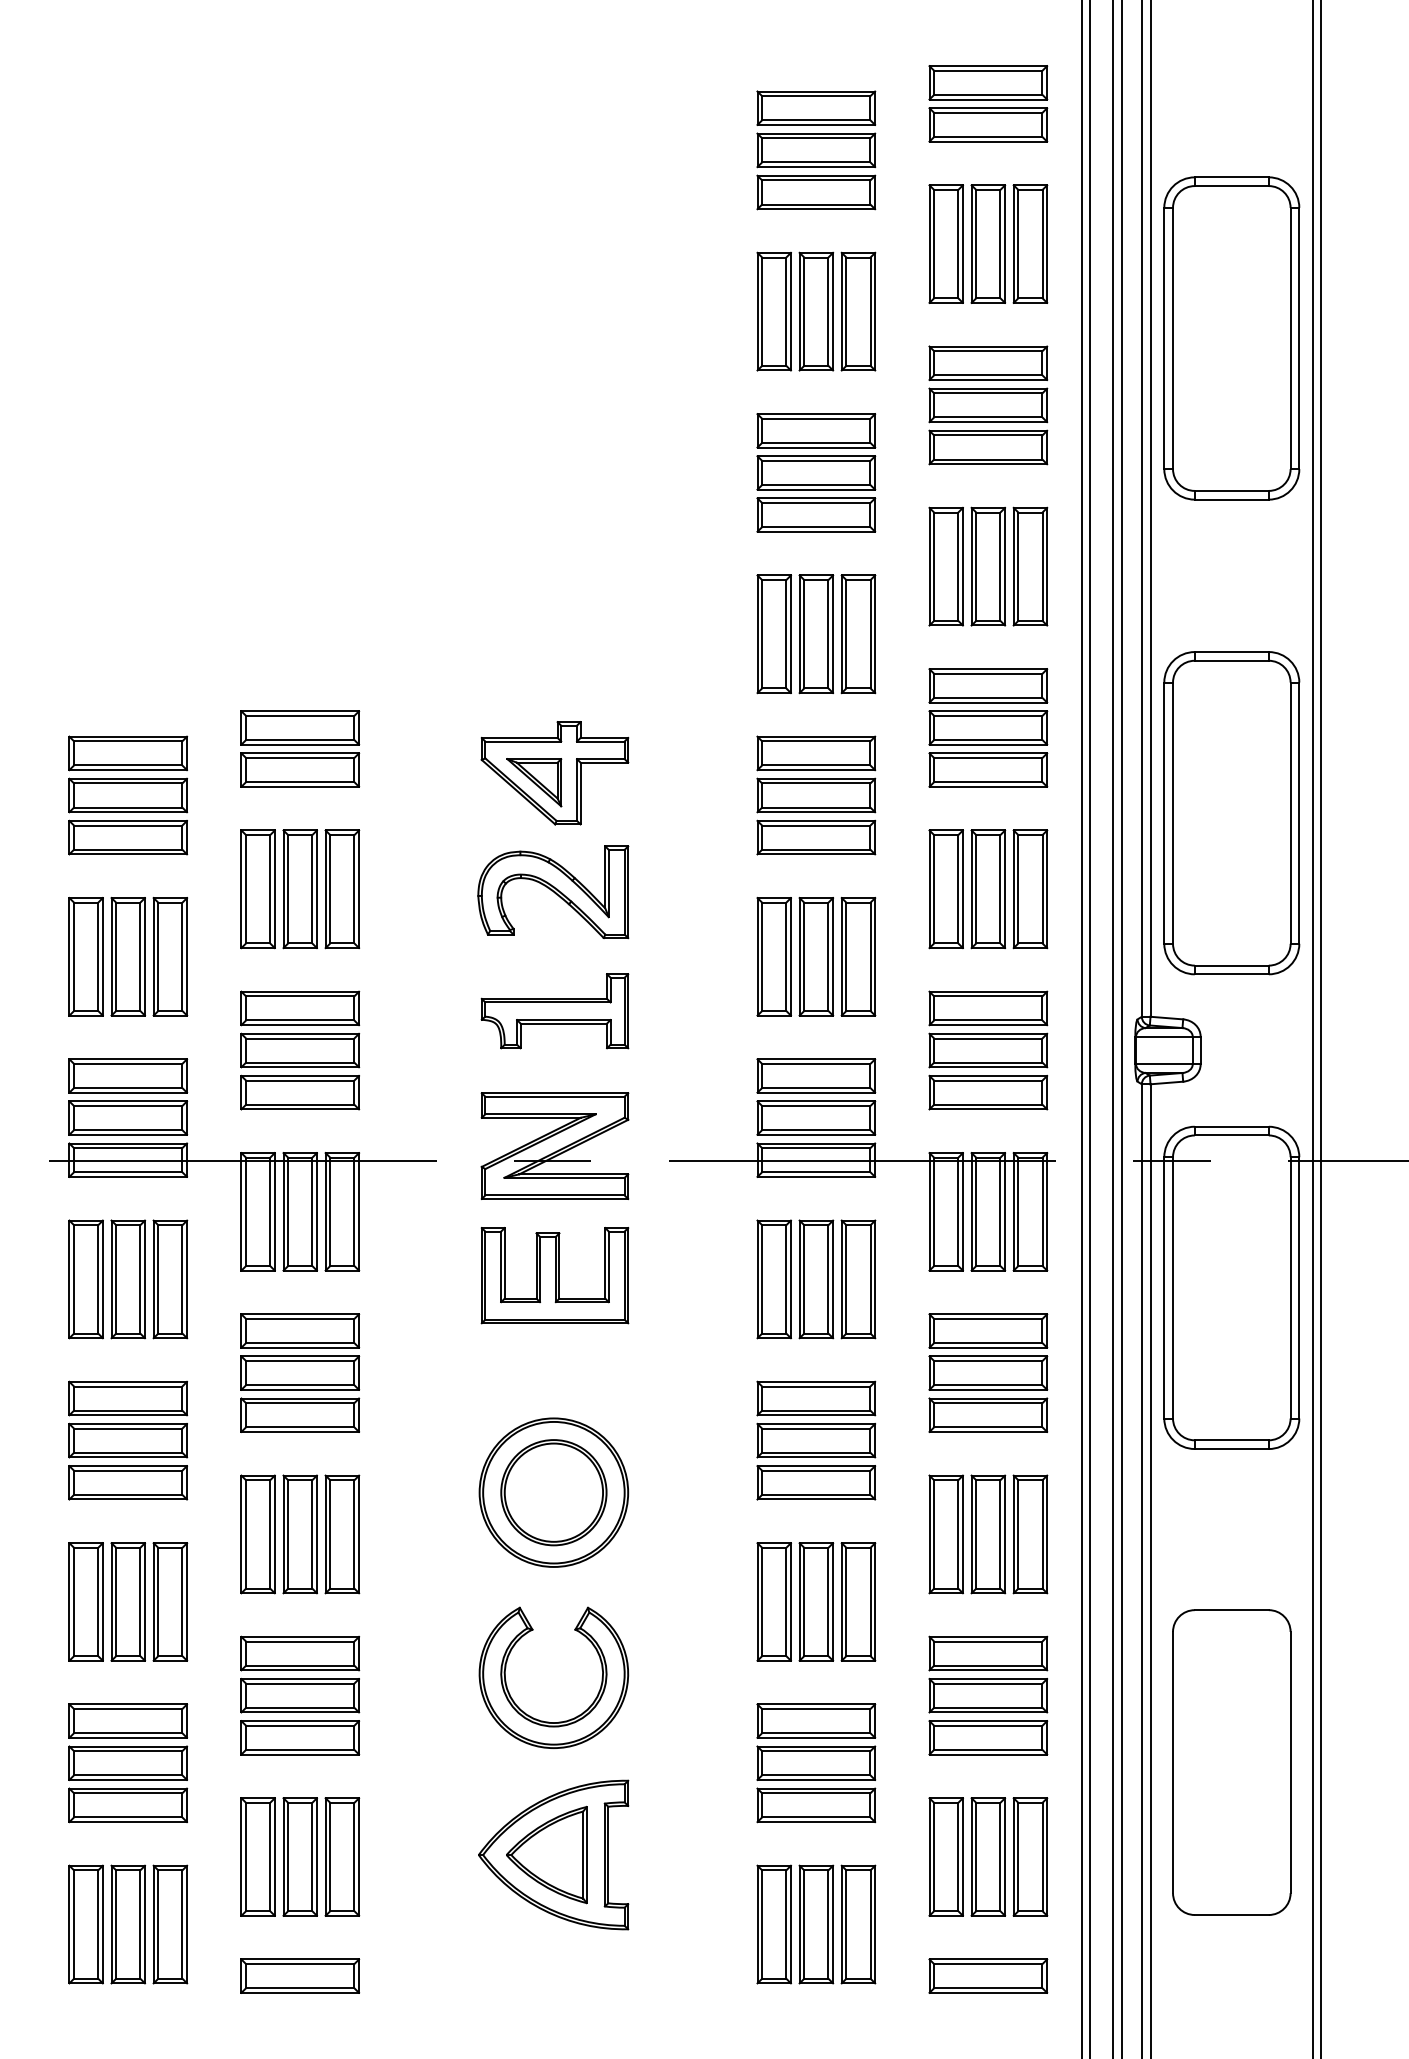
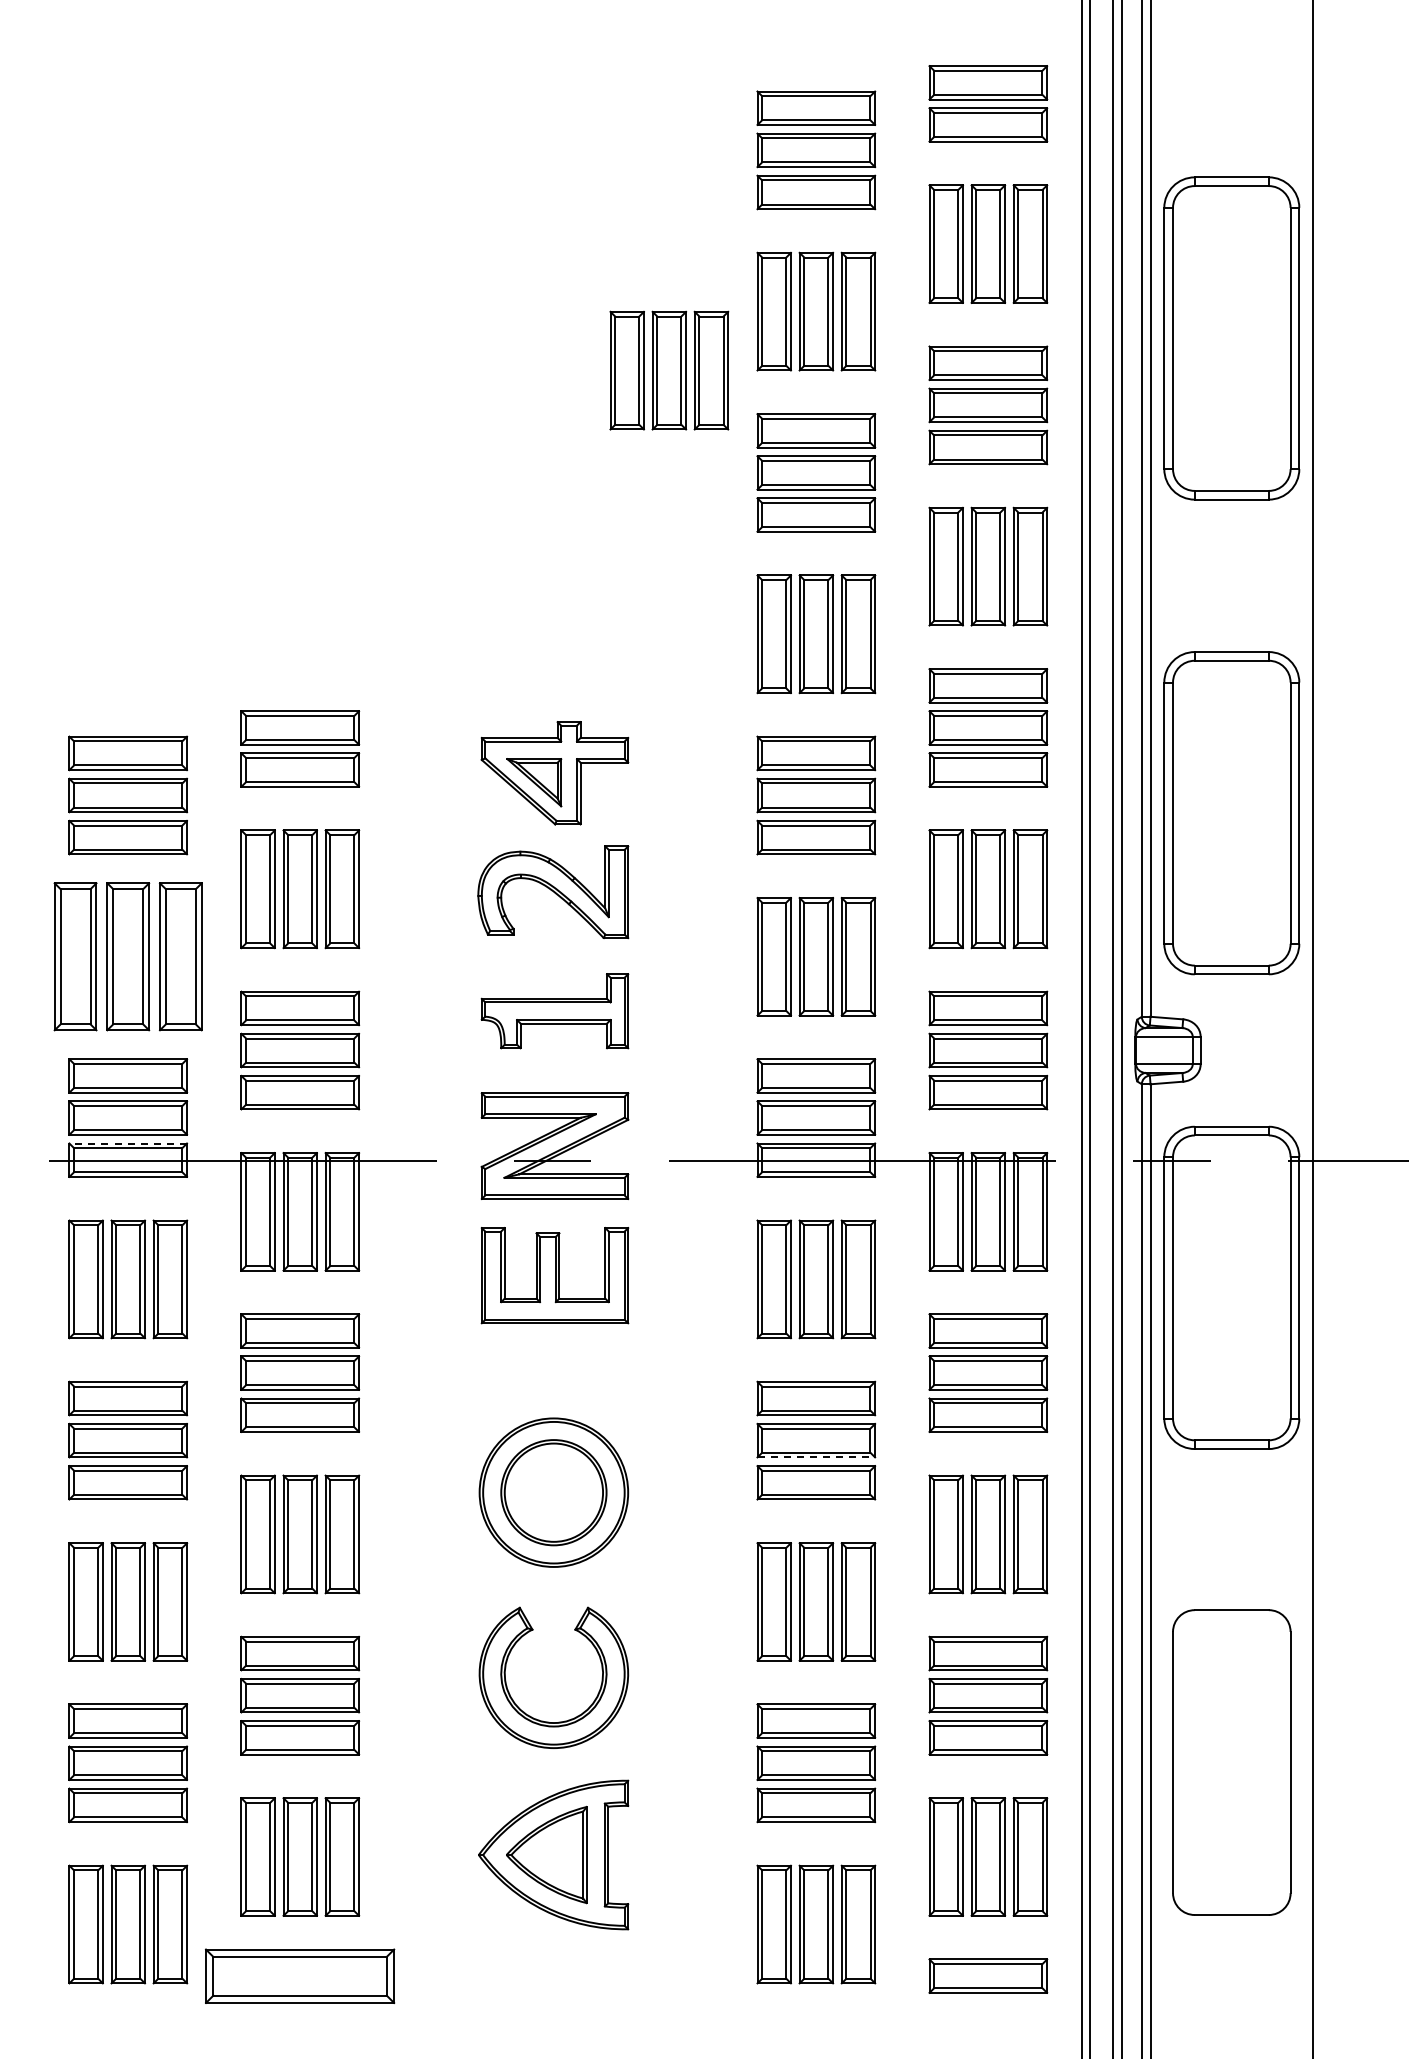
part: none -> present (669, 370)
part size: 121x120 px -> 150x150 px (127, 956)
line: present -> none (1321, 1028)
line: solid -> dashed (128, 1143)
line: solid -> dashed (816, 1457)
part size: 121x36 px -> 191x56 px (300, 1975)
